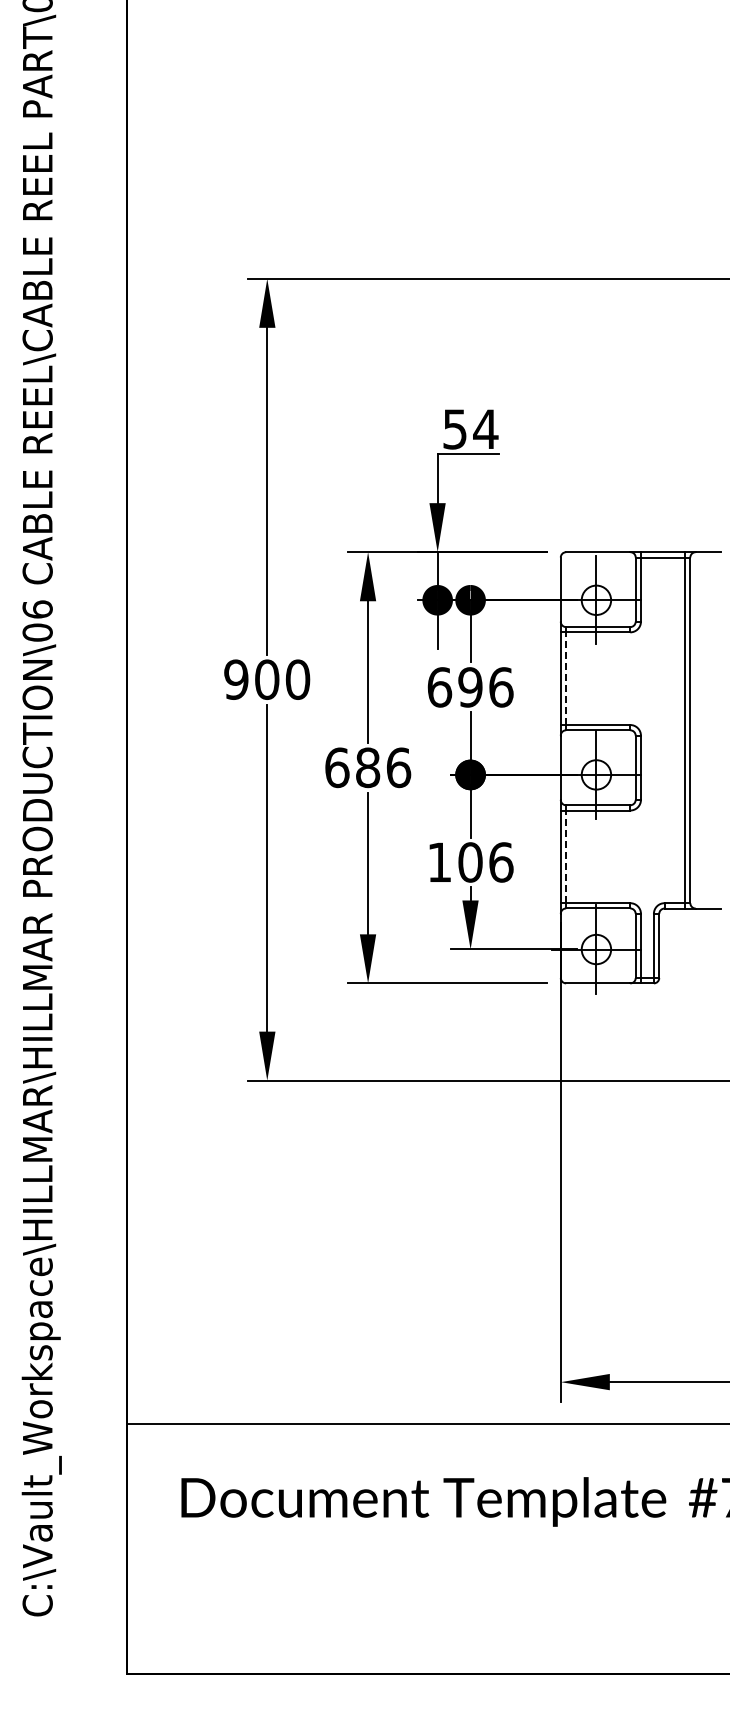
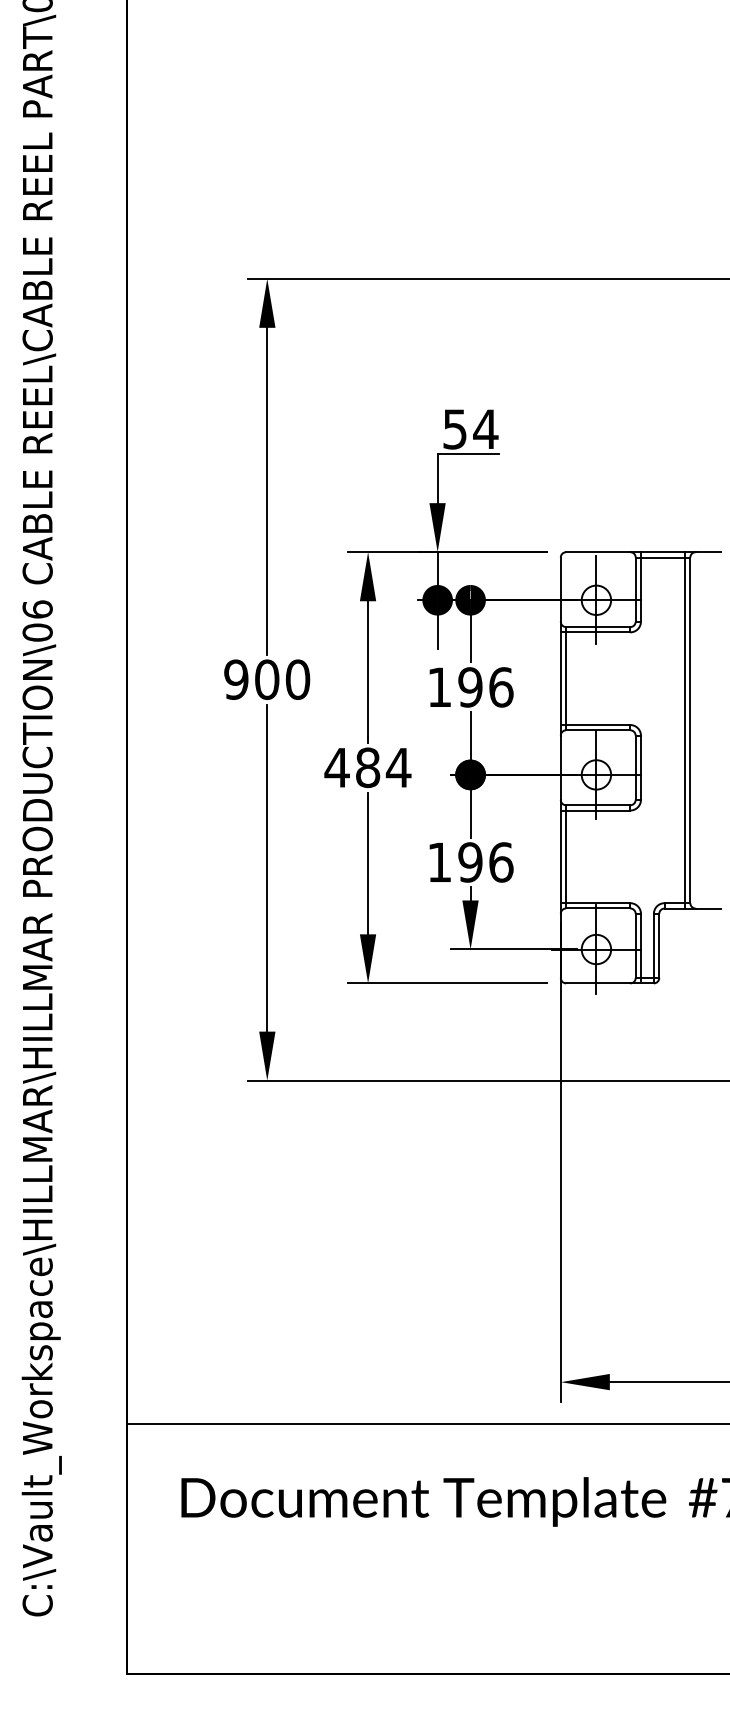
line: dashed -> solid (566, 678)
text: 696 -> 196 (439, 687)
text: 686 -> 484 (367, 767)
line: dashed -> solid (566, 856)
text: 106 -> 196 (470, 862)
